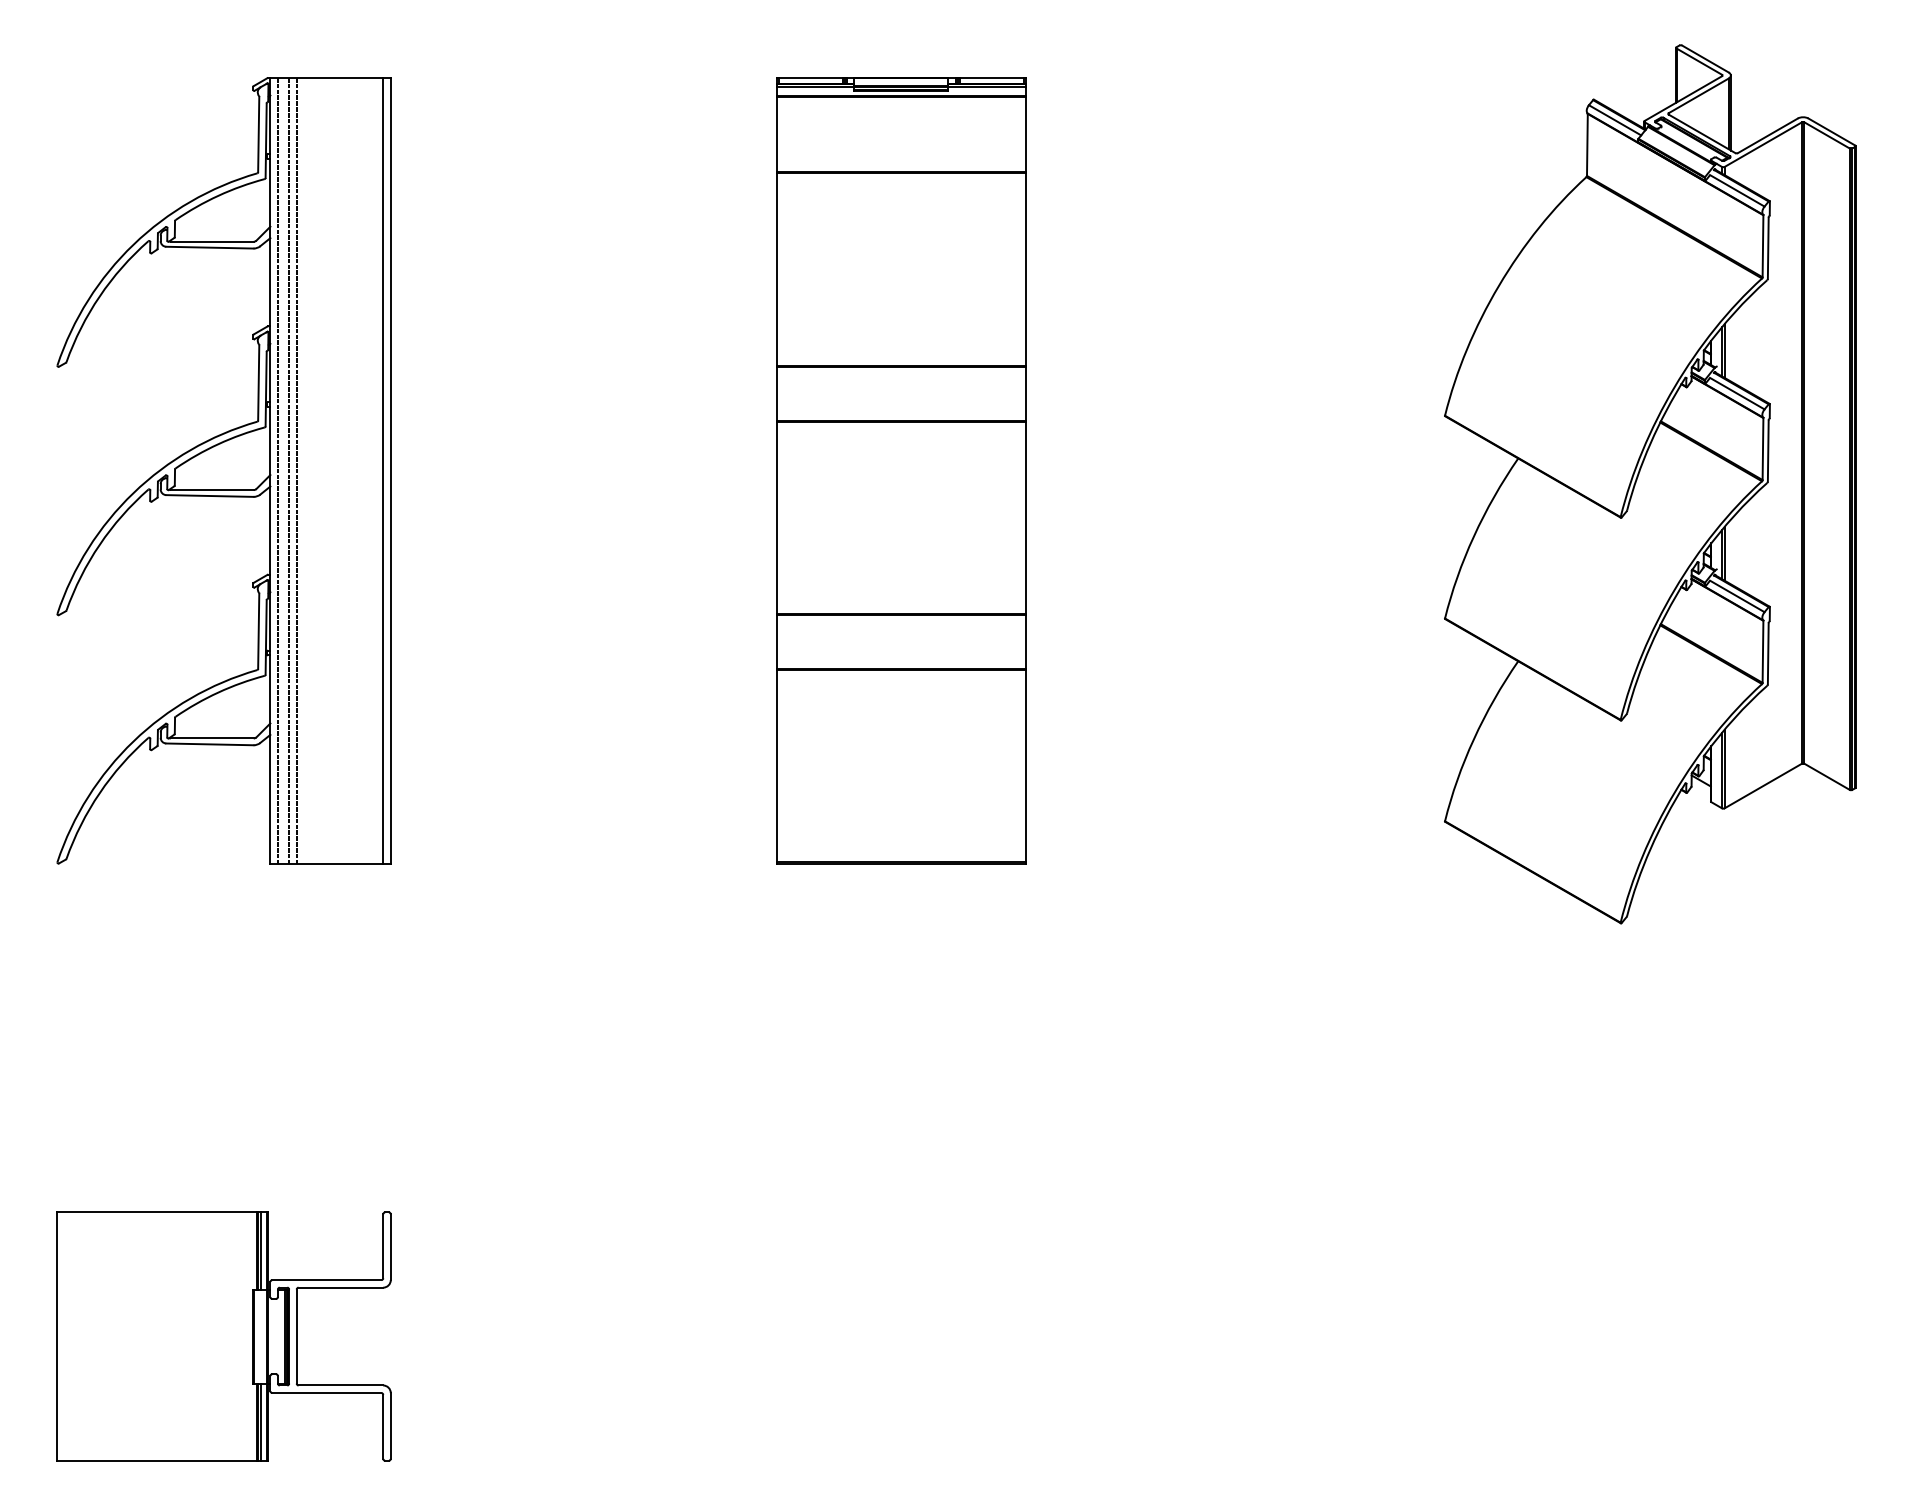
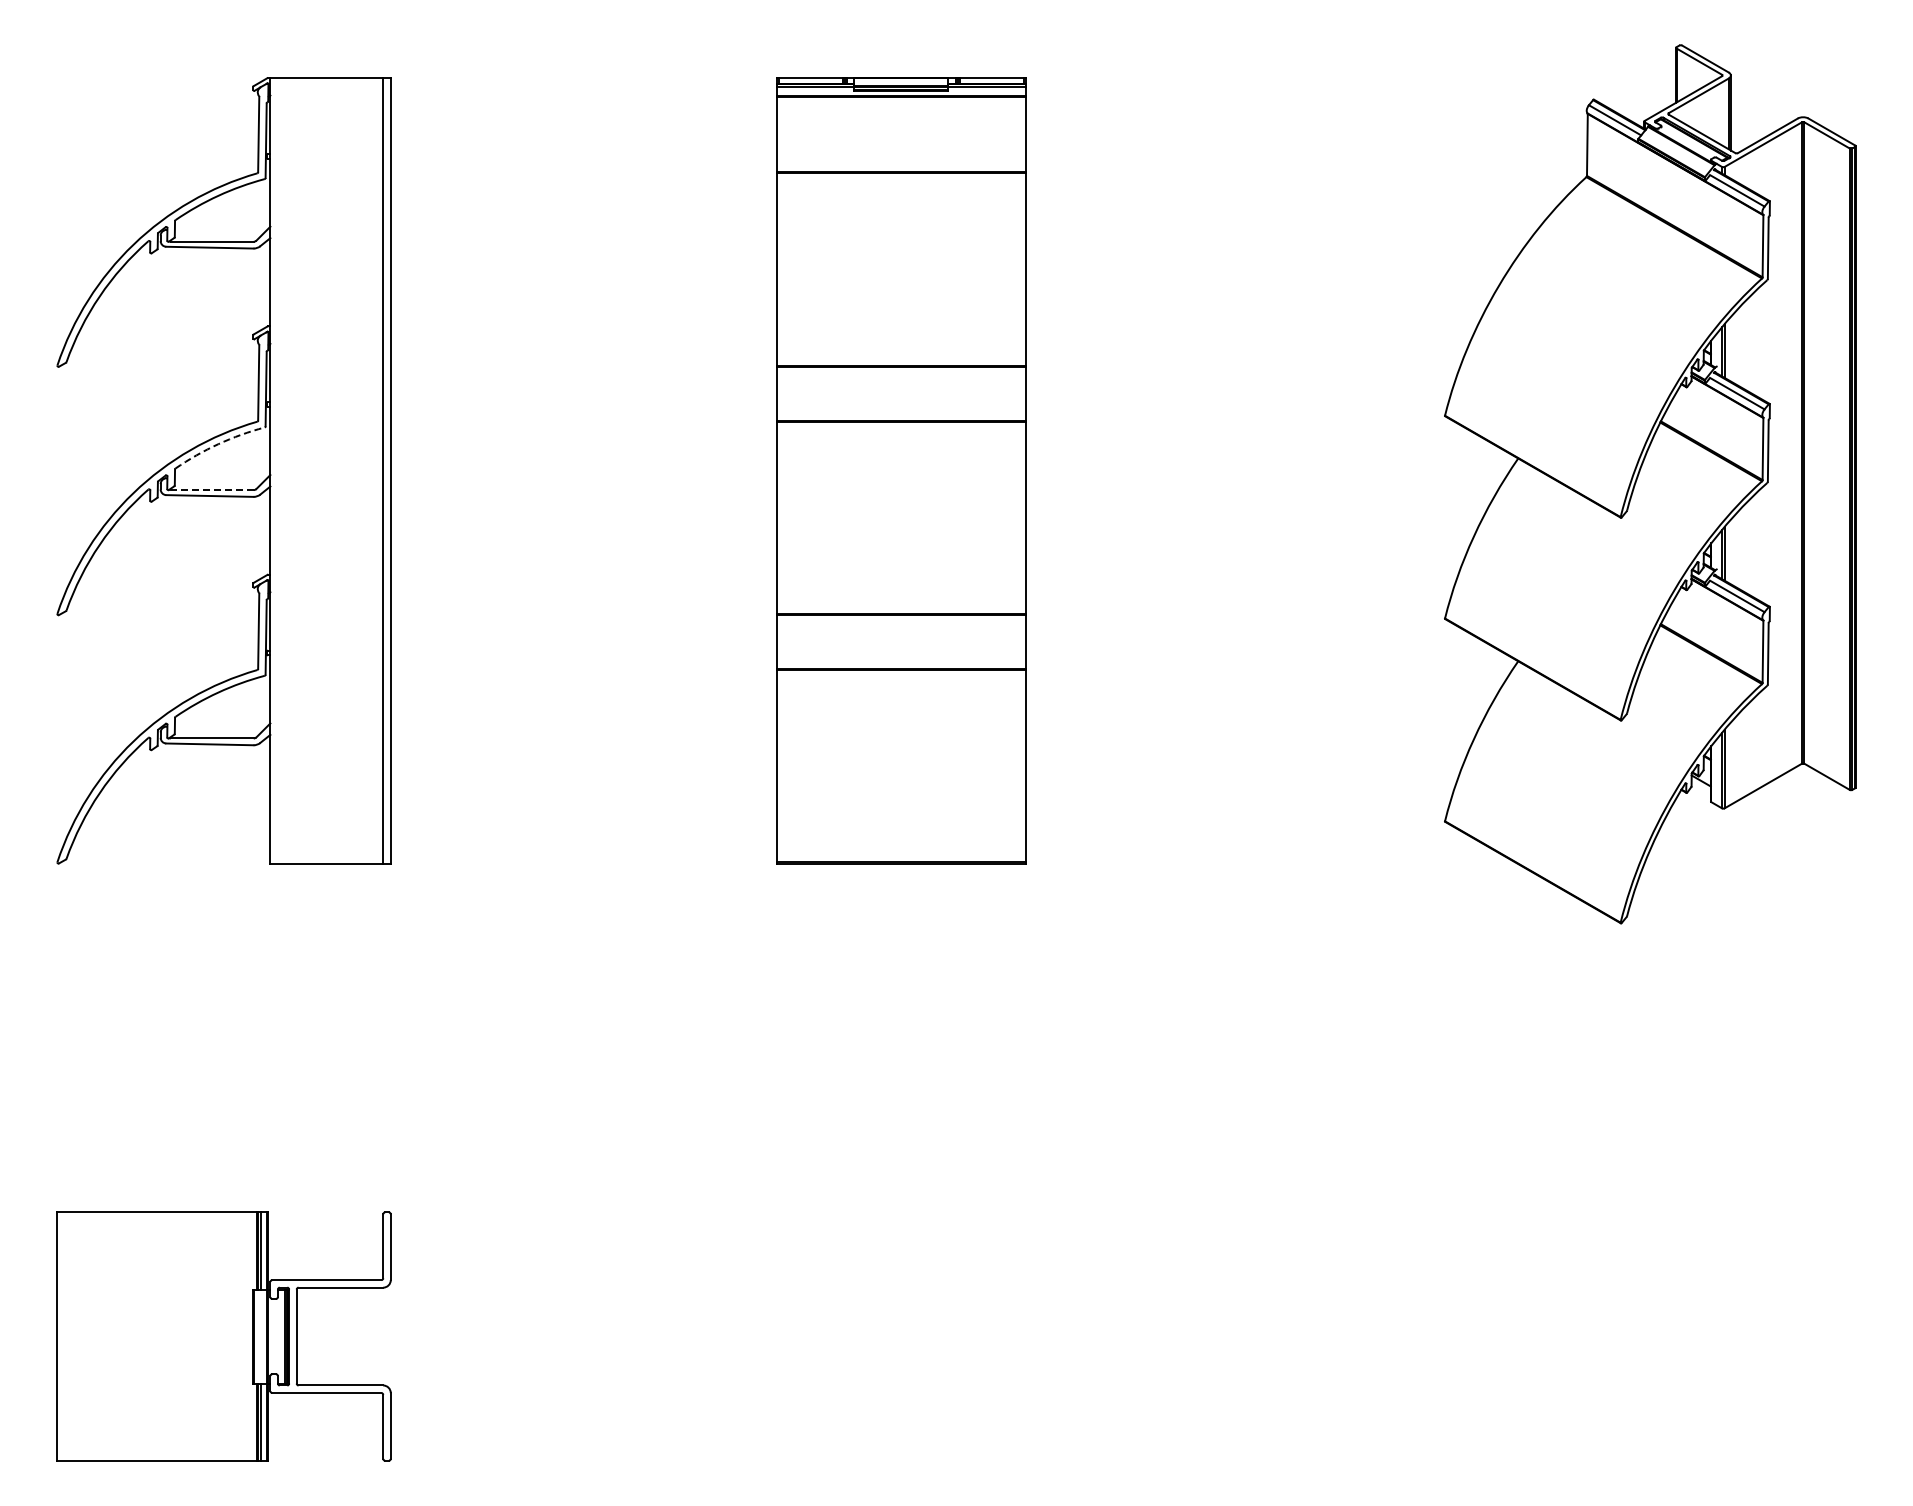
arc: solid -> dashed (218, 444)
line: present -> none (277, 470)
line: present -> none (289, 470)
line: present -> none (296, 470)
line: solid -> dashed (211, 490)
